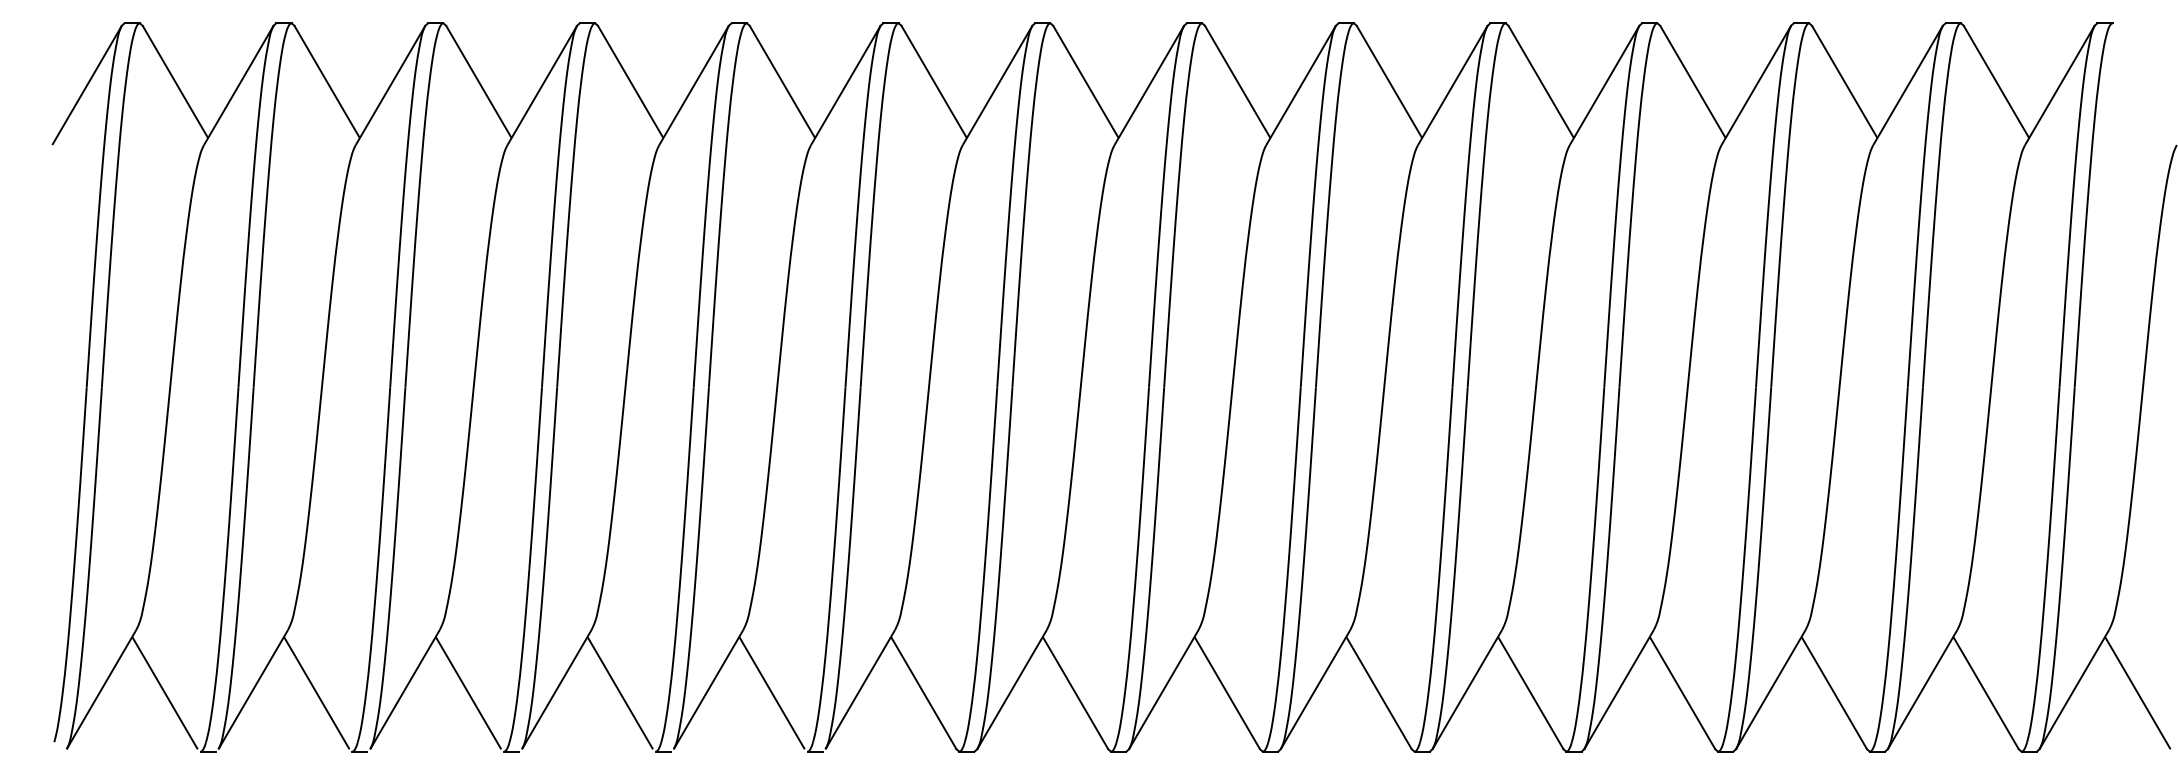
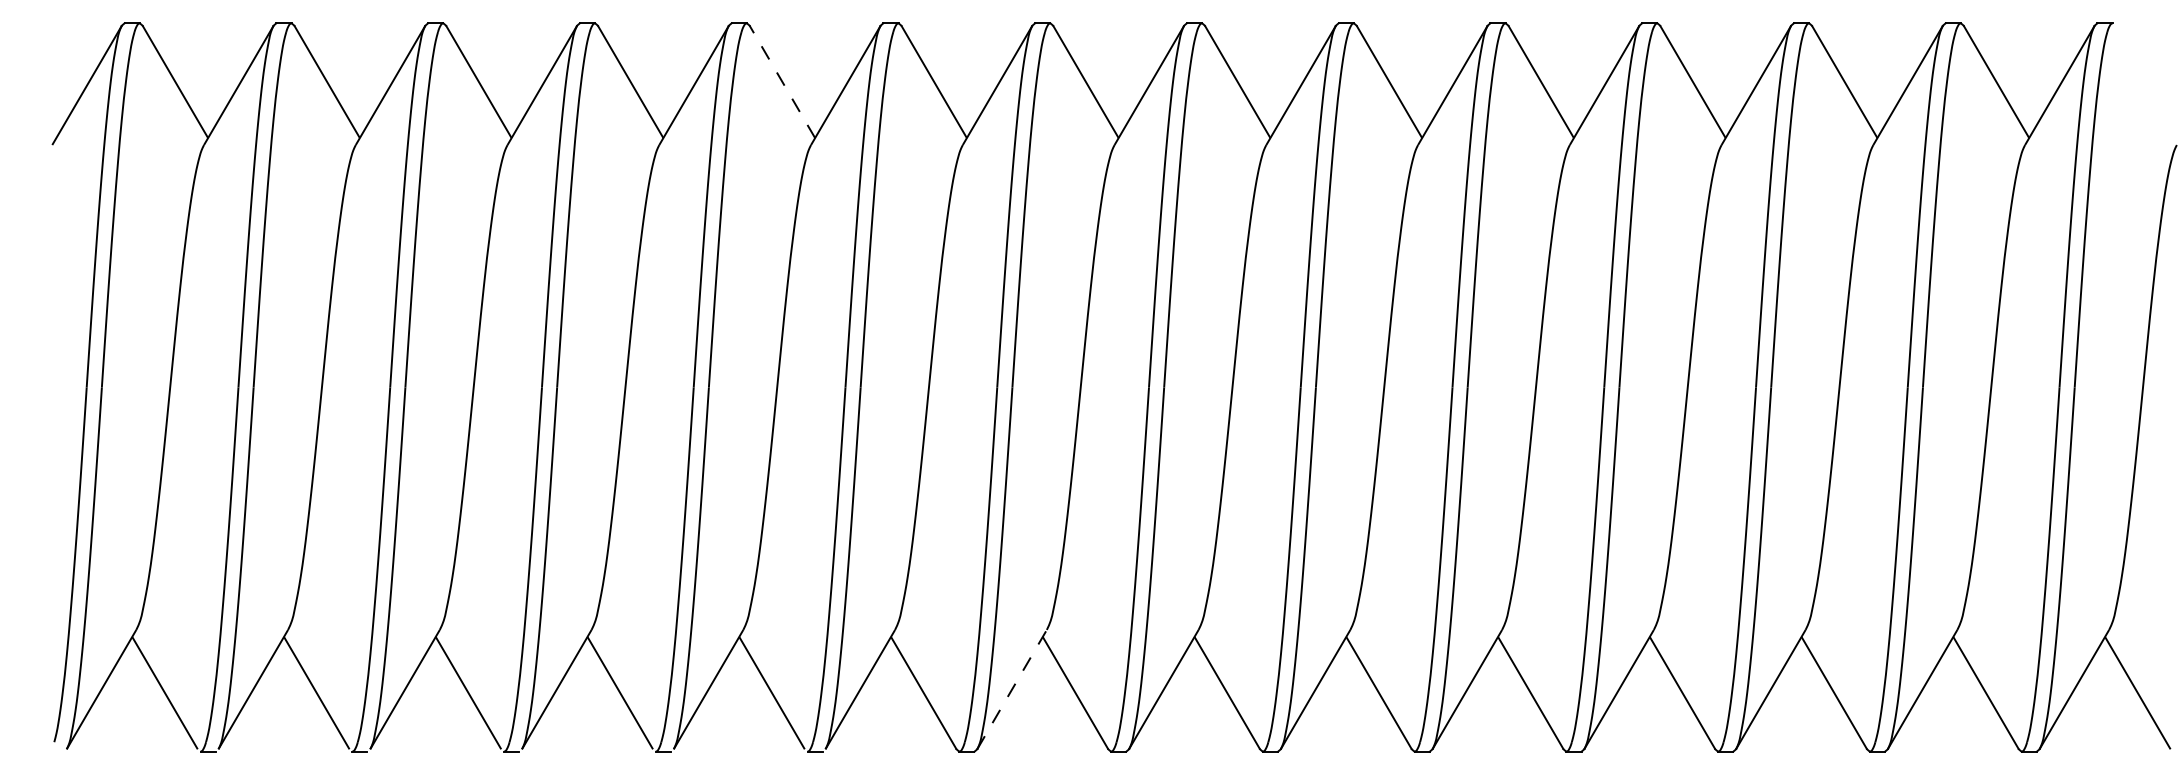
line: solid -> dashed (782, 82)
line: solid -> dashed (1011, 690)
